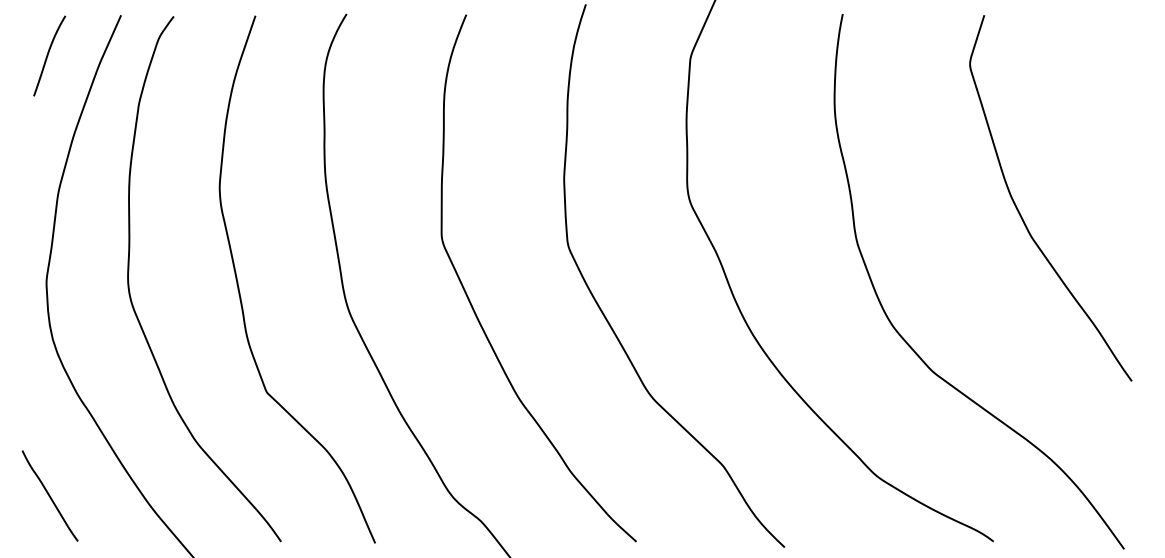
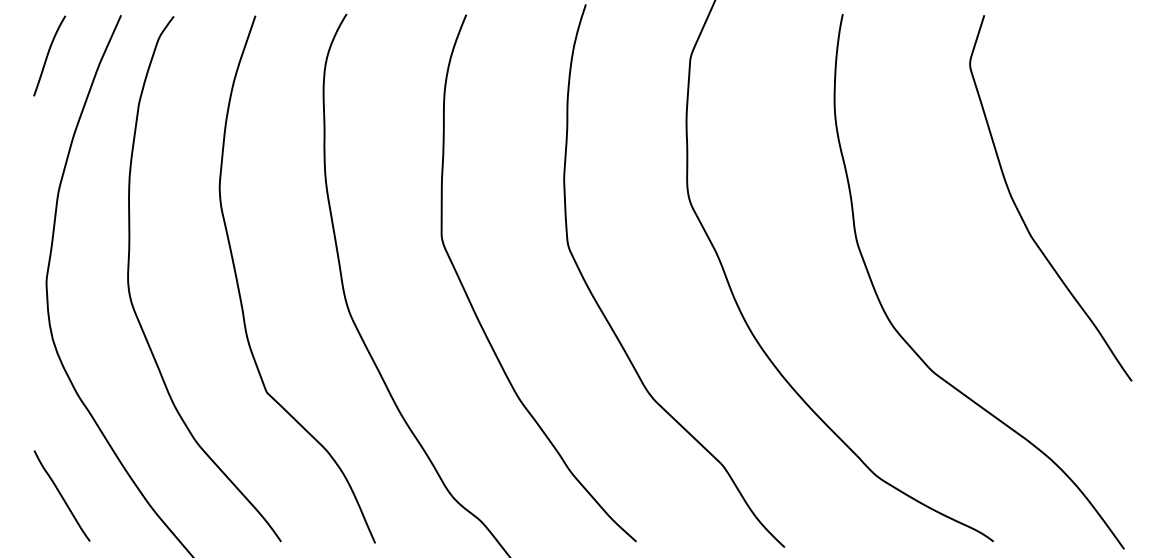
curve position: (49, 495) -> (61, 495) (61, 495)
